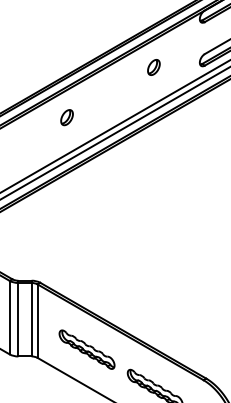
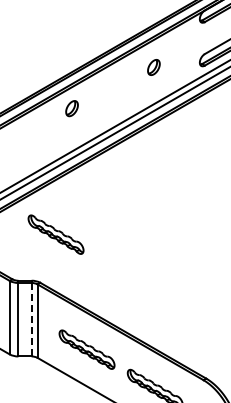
part position: (66, 117) -> (71, 108) (71, 108)
part: none -> present (55, 234)
line: solid -> dashed (31, 319)
